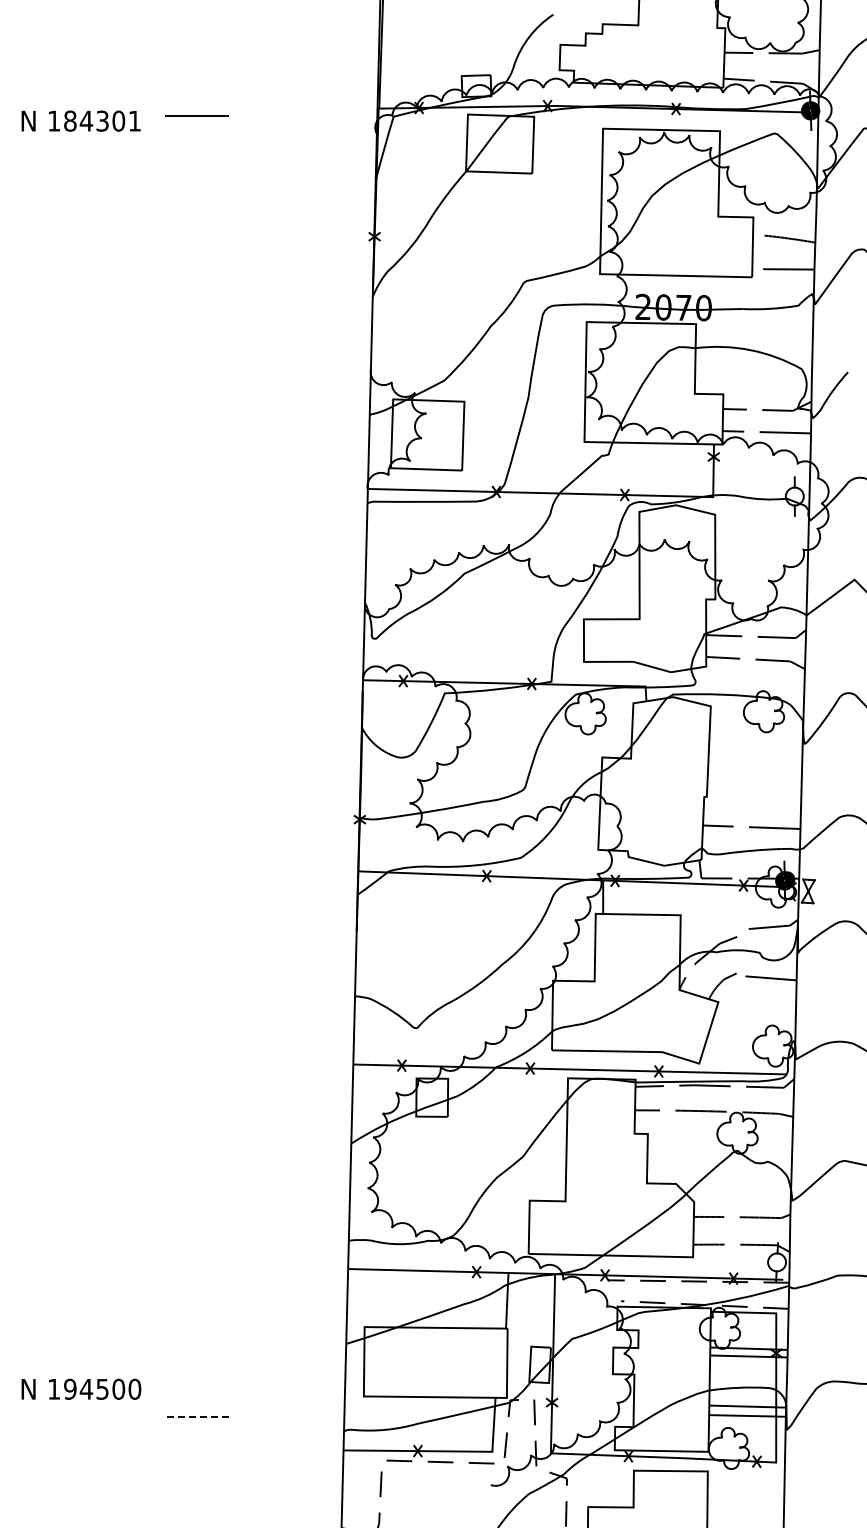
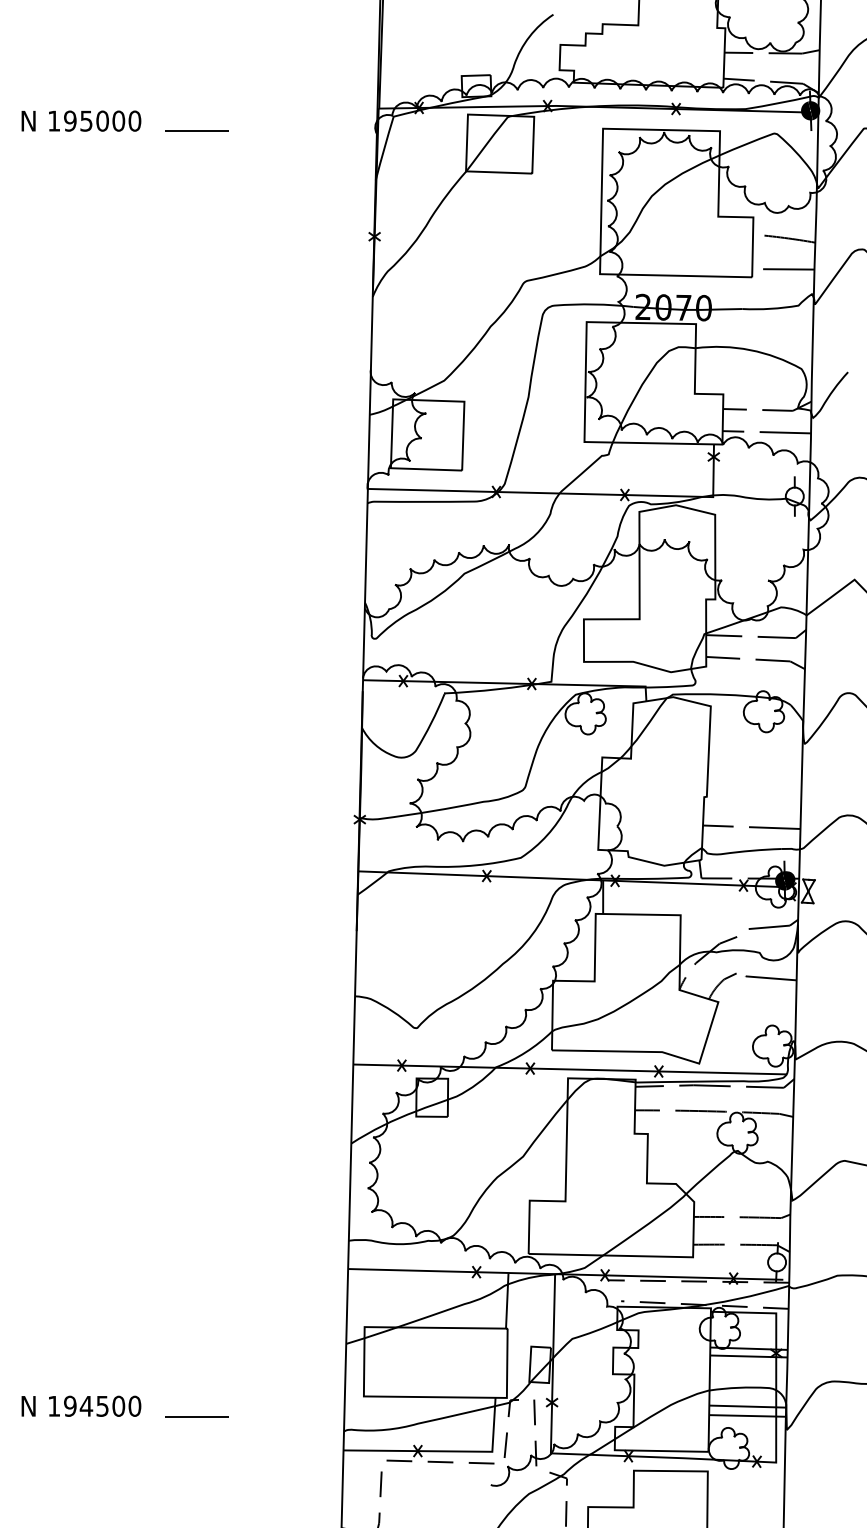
line position: (196, 115) -> (196, 130) (196, 130)
text: 184301 -> 195000 (102, 120)
text position: (81, 1388) -> (81, 1405) (81, 1405)
line: dashed -> solid (196, 1416)
